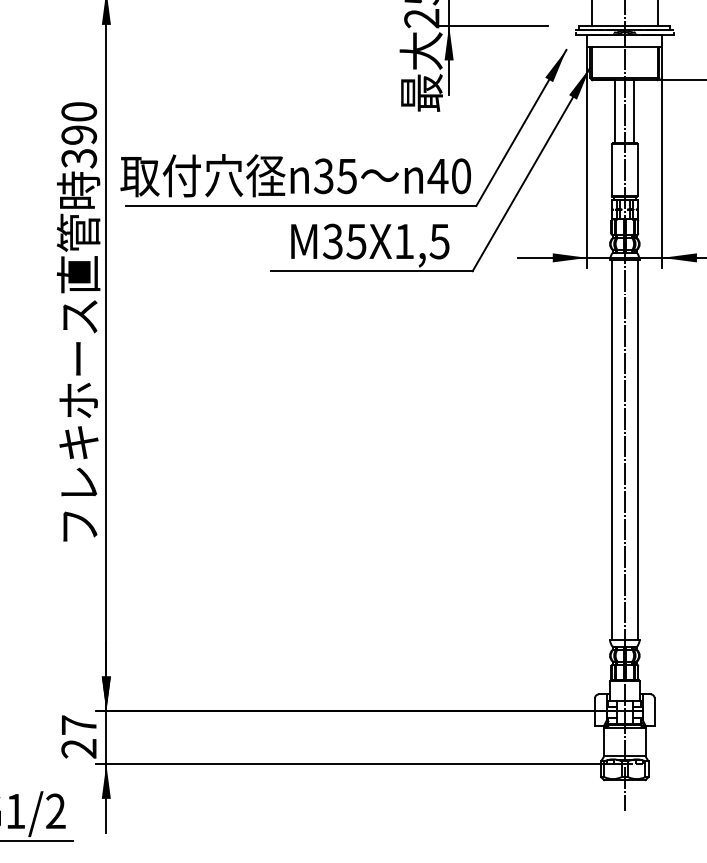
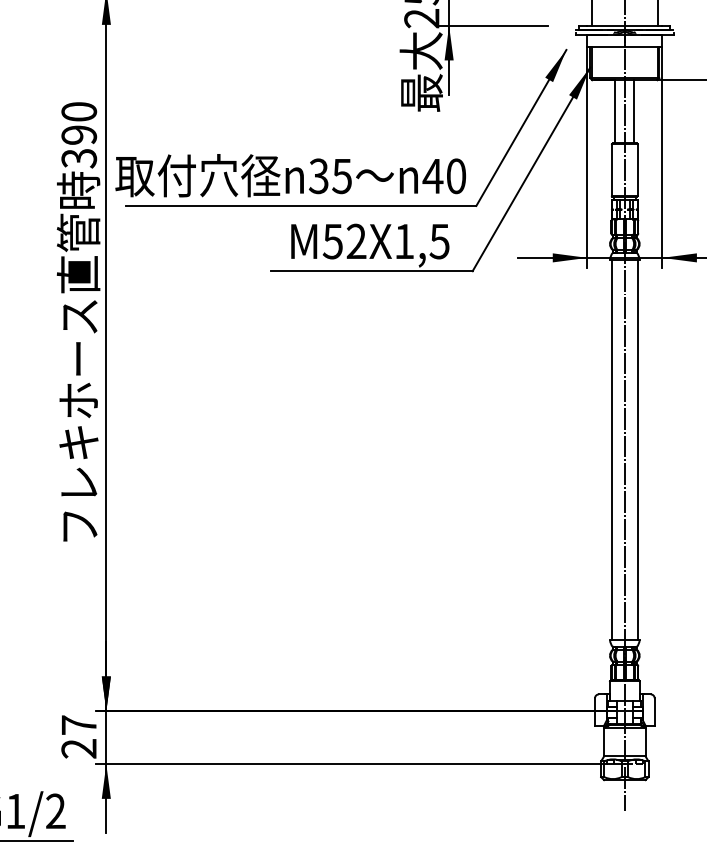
text position: (295, 175) -> (290, 175) (290, 175)
text: M35X1,5 -> M52X1,5 (344, 241)
